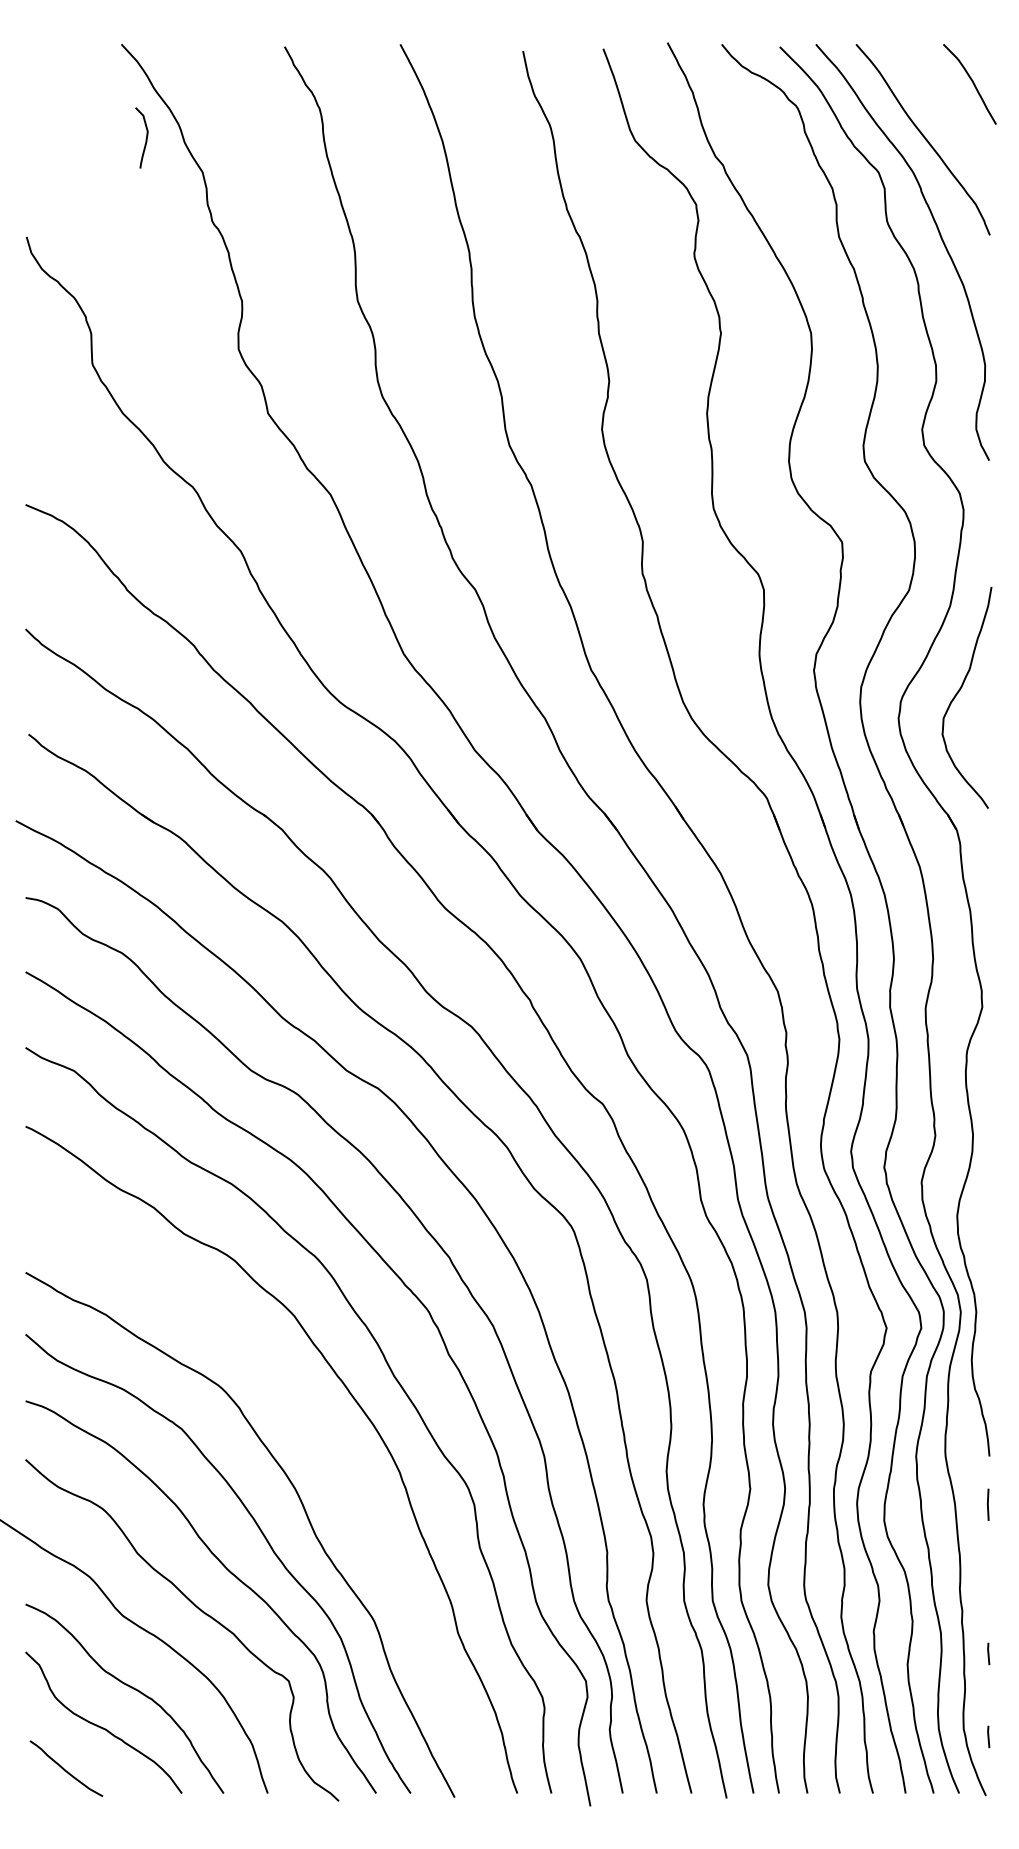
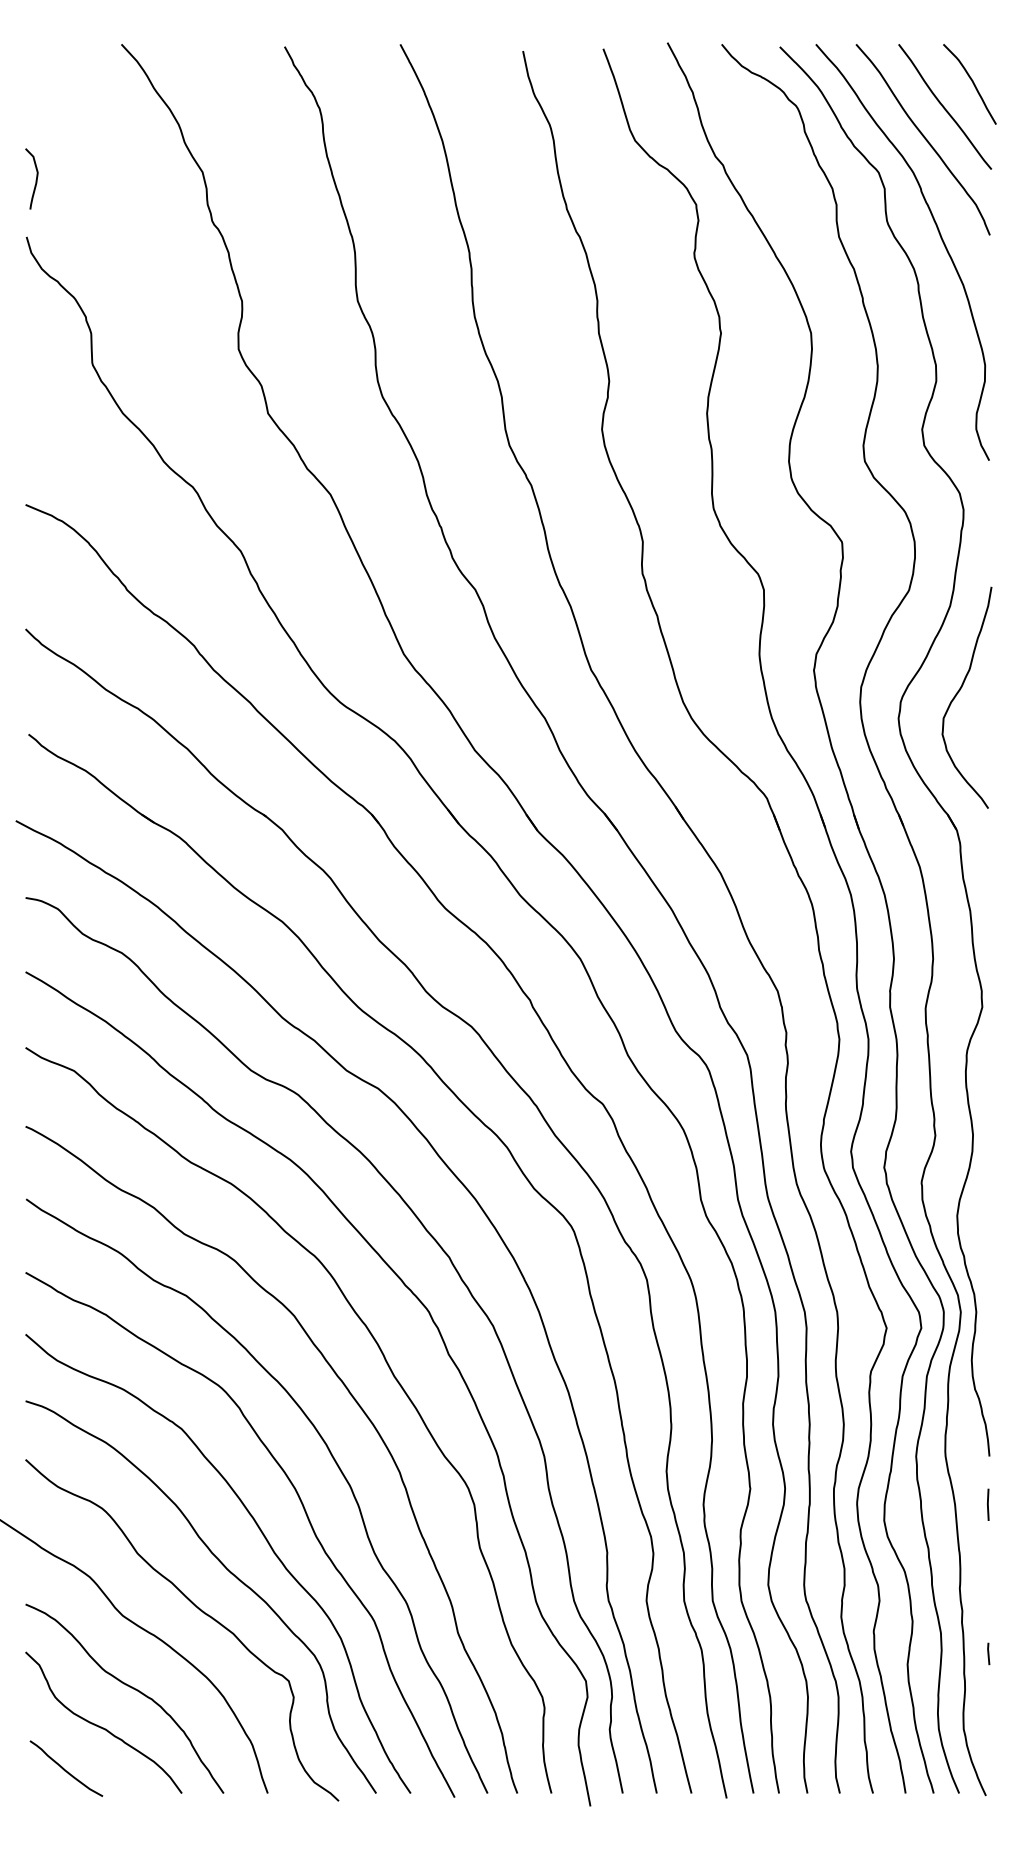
curve: none -> present (944, 106)
curve position: (145, 138) -> (35, 179) (35, 179)
curve: none -> present (328, 1451)
line: present -> none (988, 1736)
